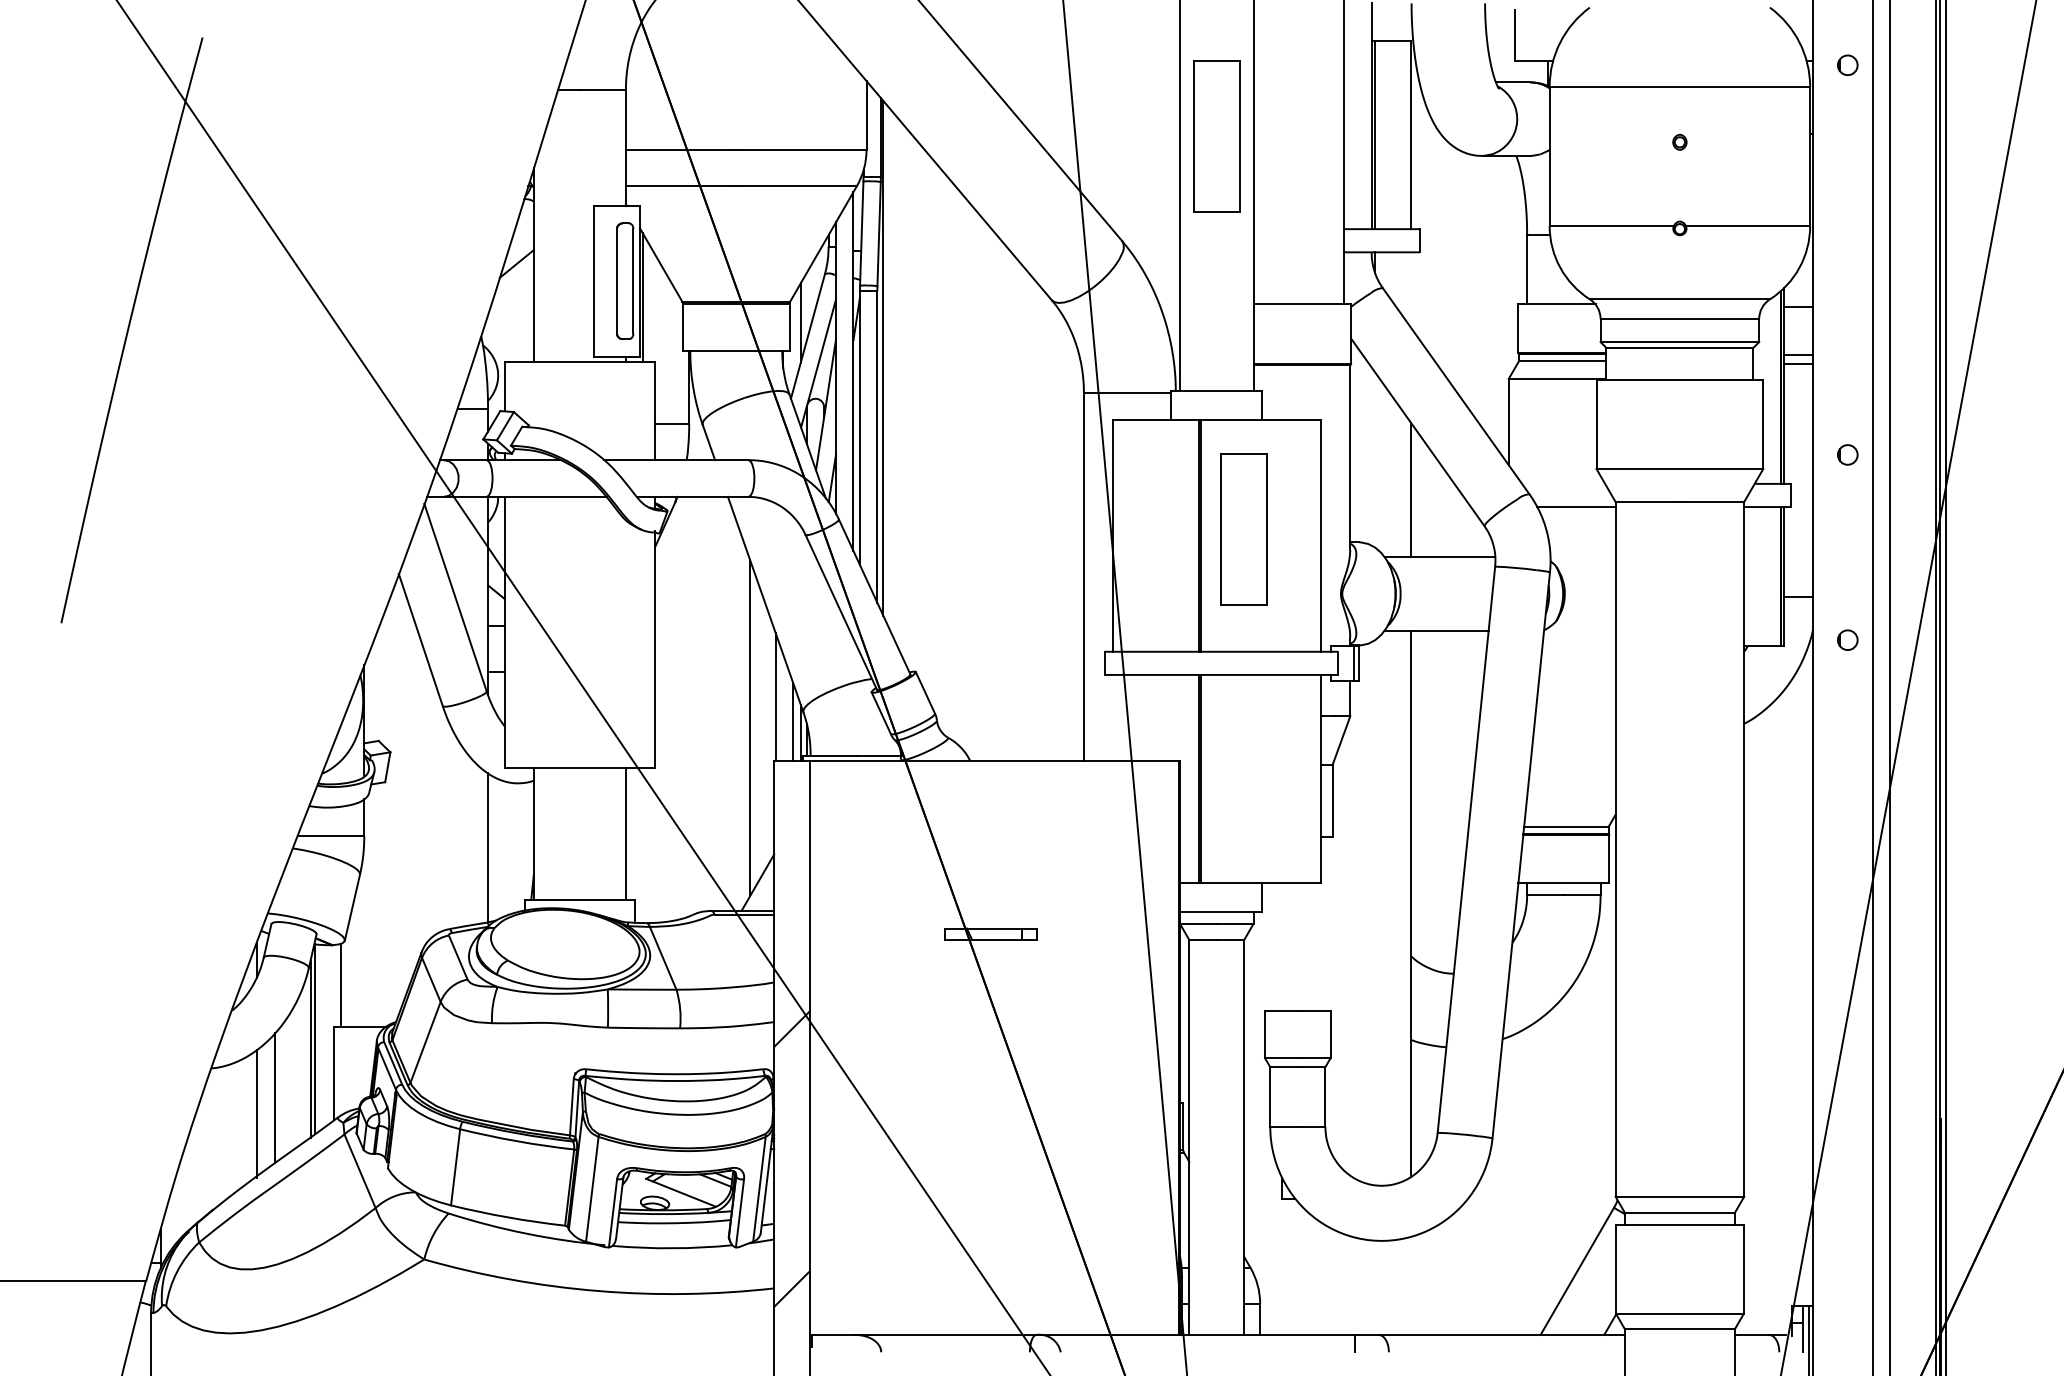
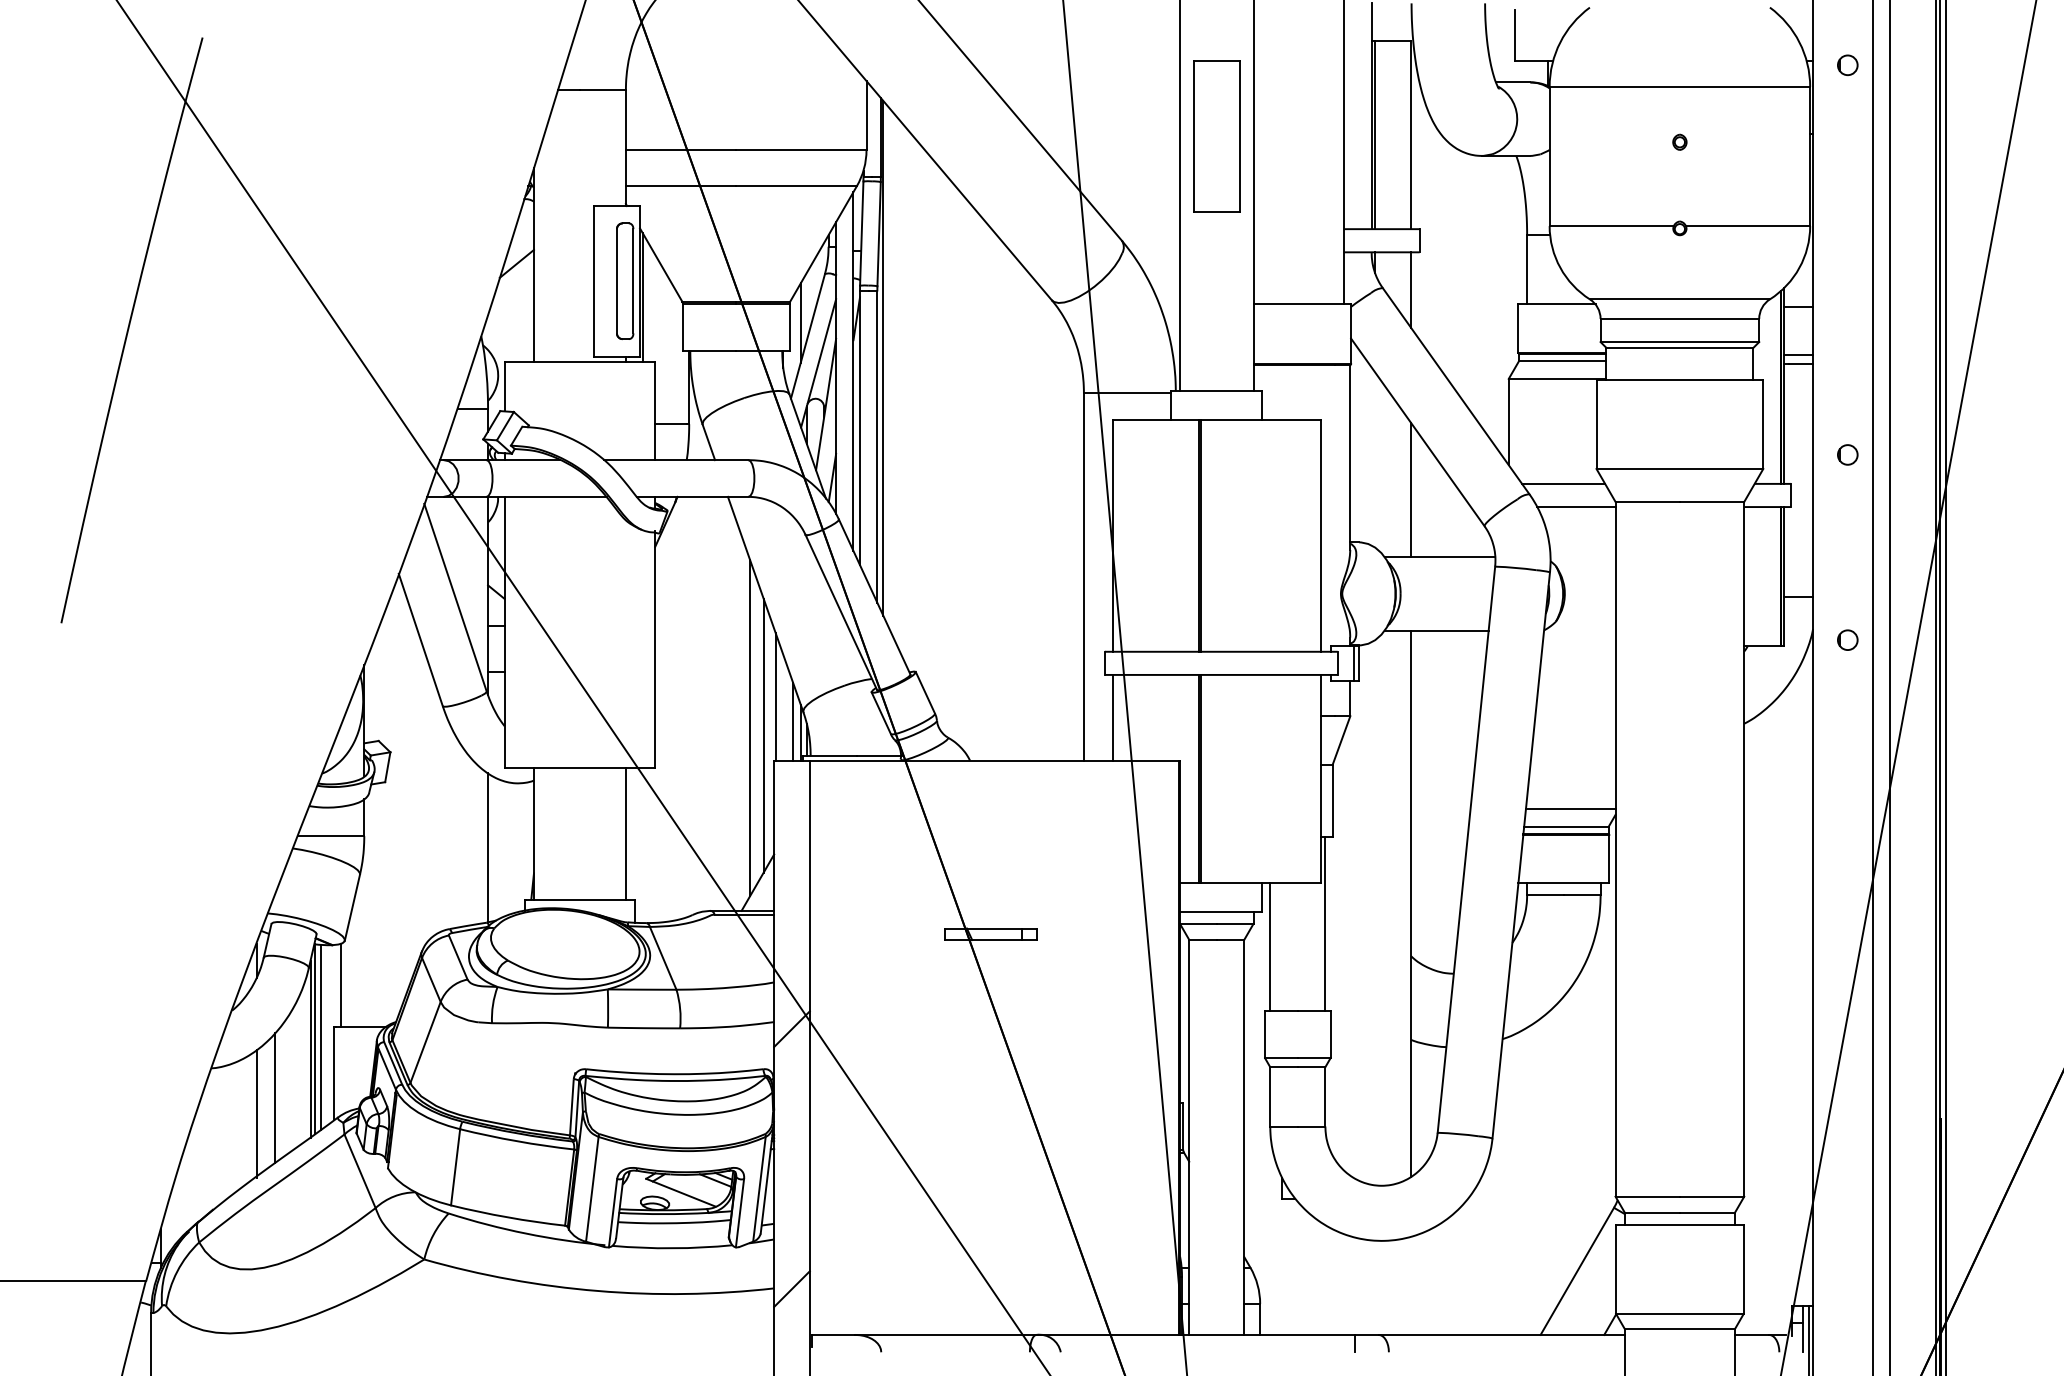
line: none -> present (1411, 289)
line: none -> present (1563, 483)
part: present -> none (1243, 529)
line: none -> present (1112, 717)
line: none -> present (763, 735)
line: none -> present (1570, 808)
line: none -> present (1325, 923)
line: none -> present (1270, 946)
line: none -> present (321, 1036)
